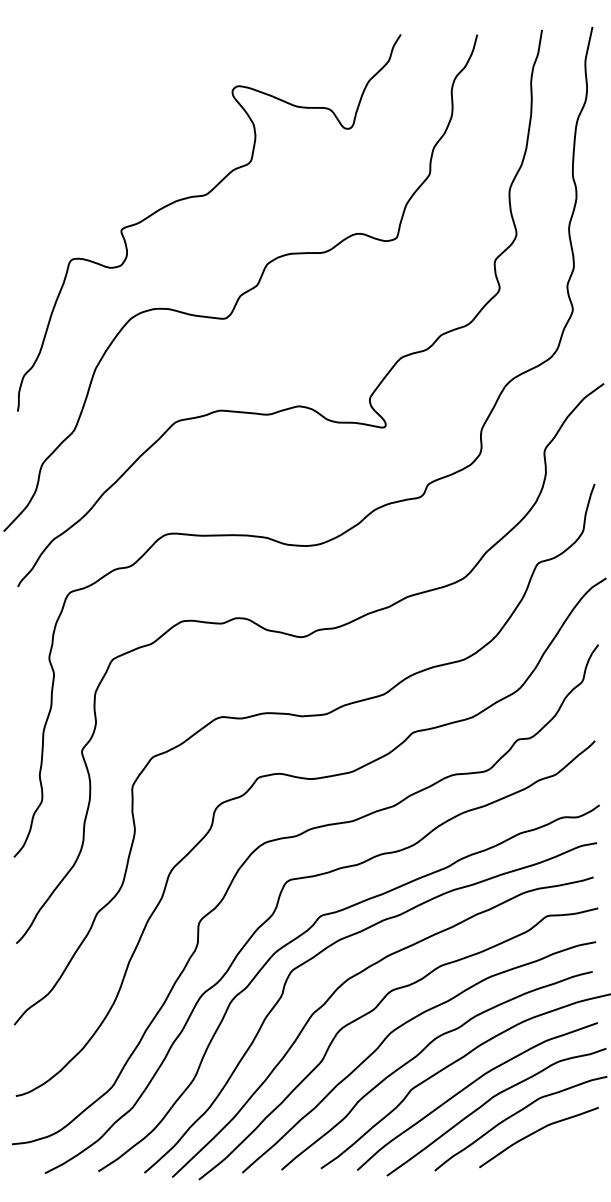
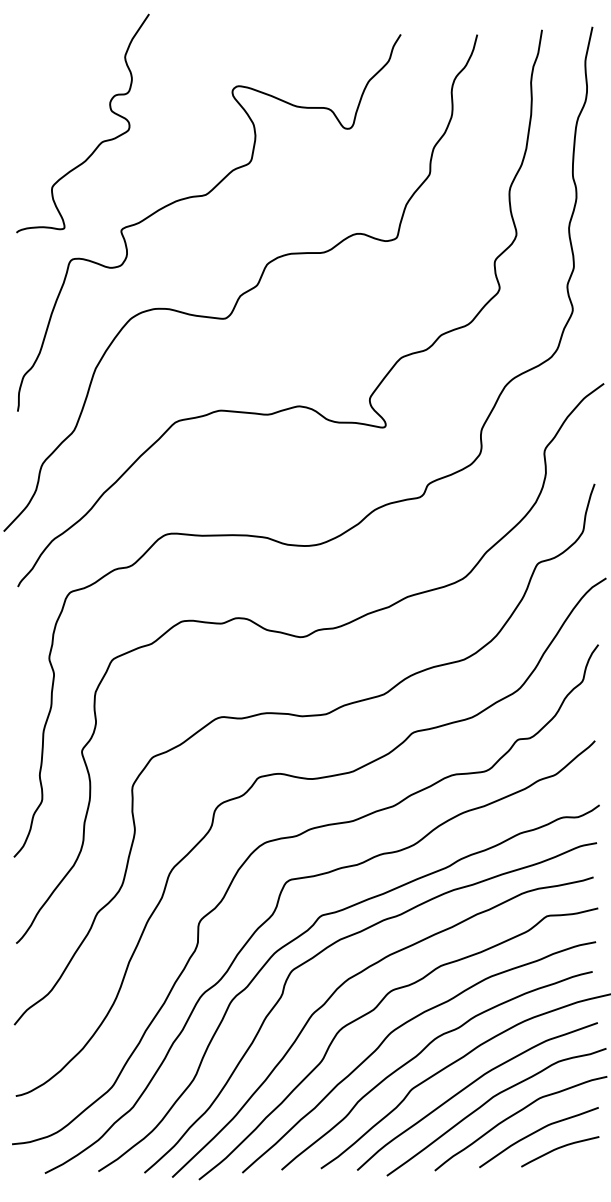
curve: none -> present (101, 141)
curve: none -> present (558, 1149)
